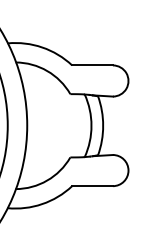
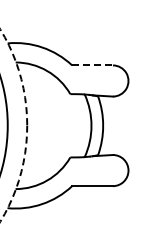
line: solid -> dashed (93, 65)
circle: solid -> dashed (13, 125)
